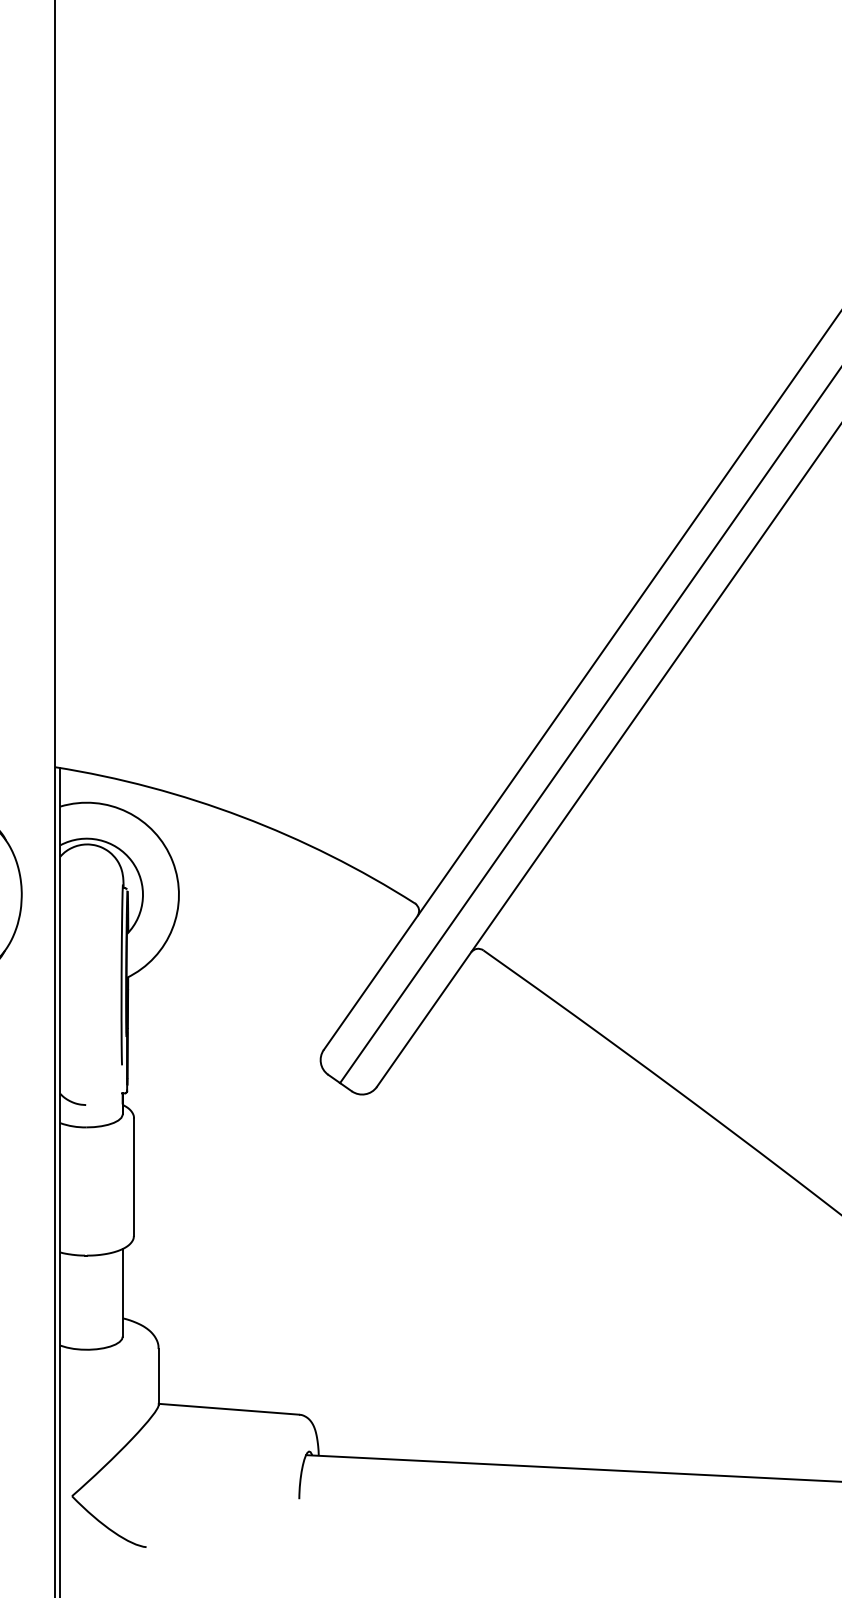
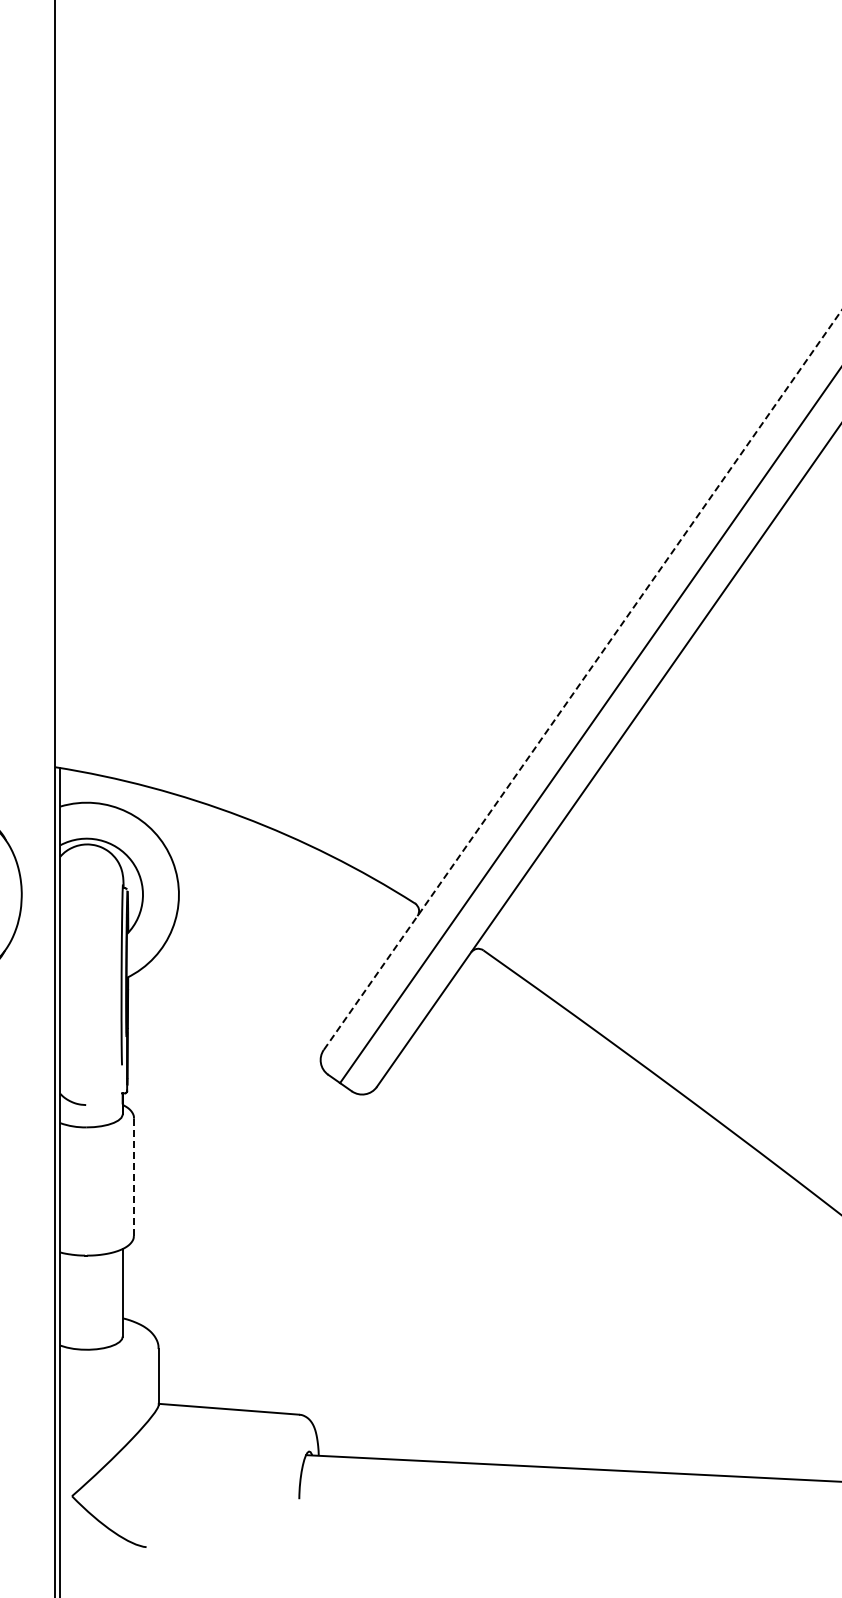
line: solid -> dashed (583, 679)
line: solid -> dashed (134, 1176)
